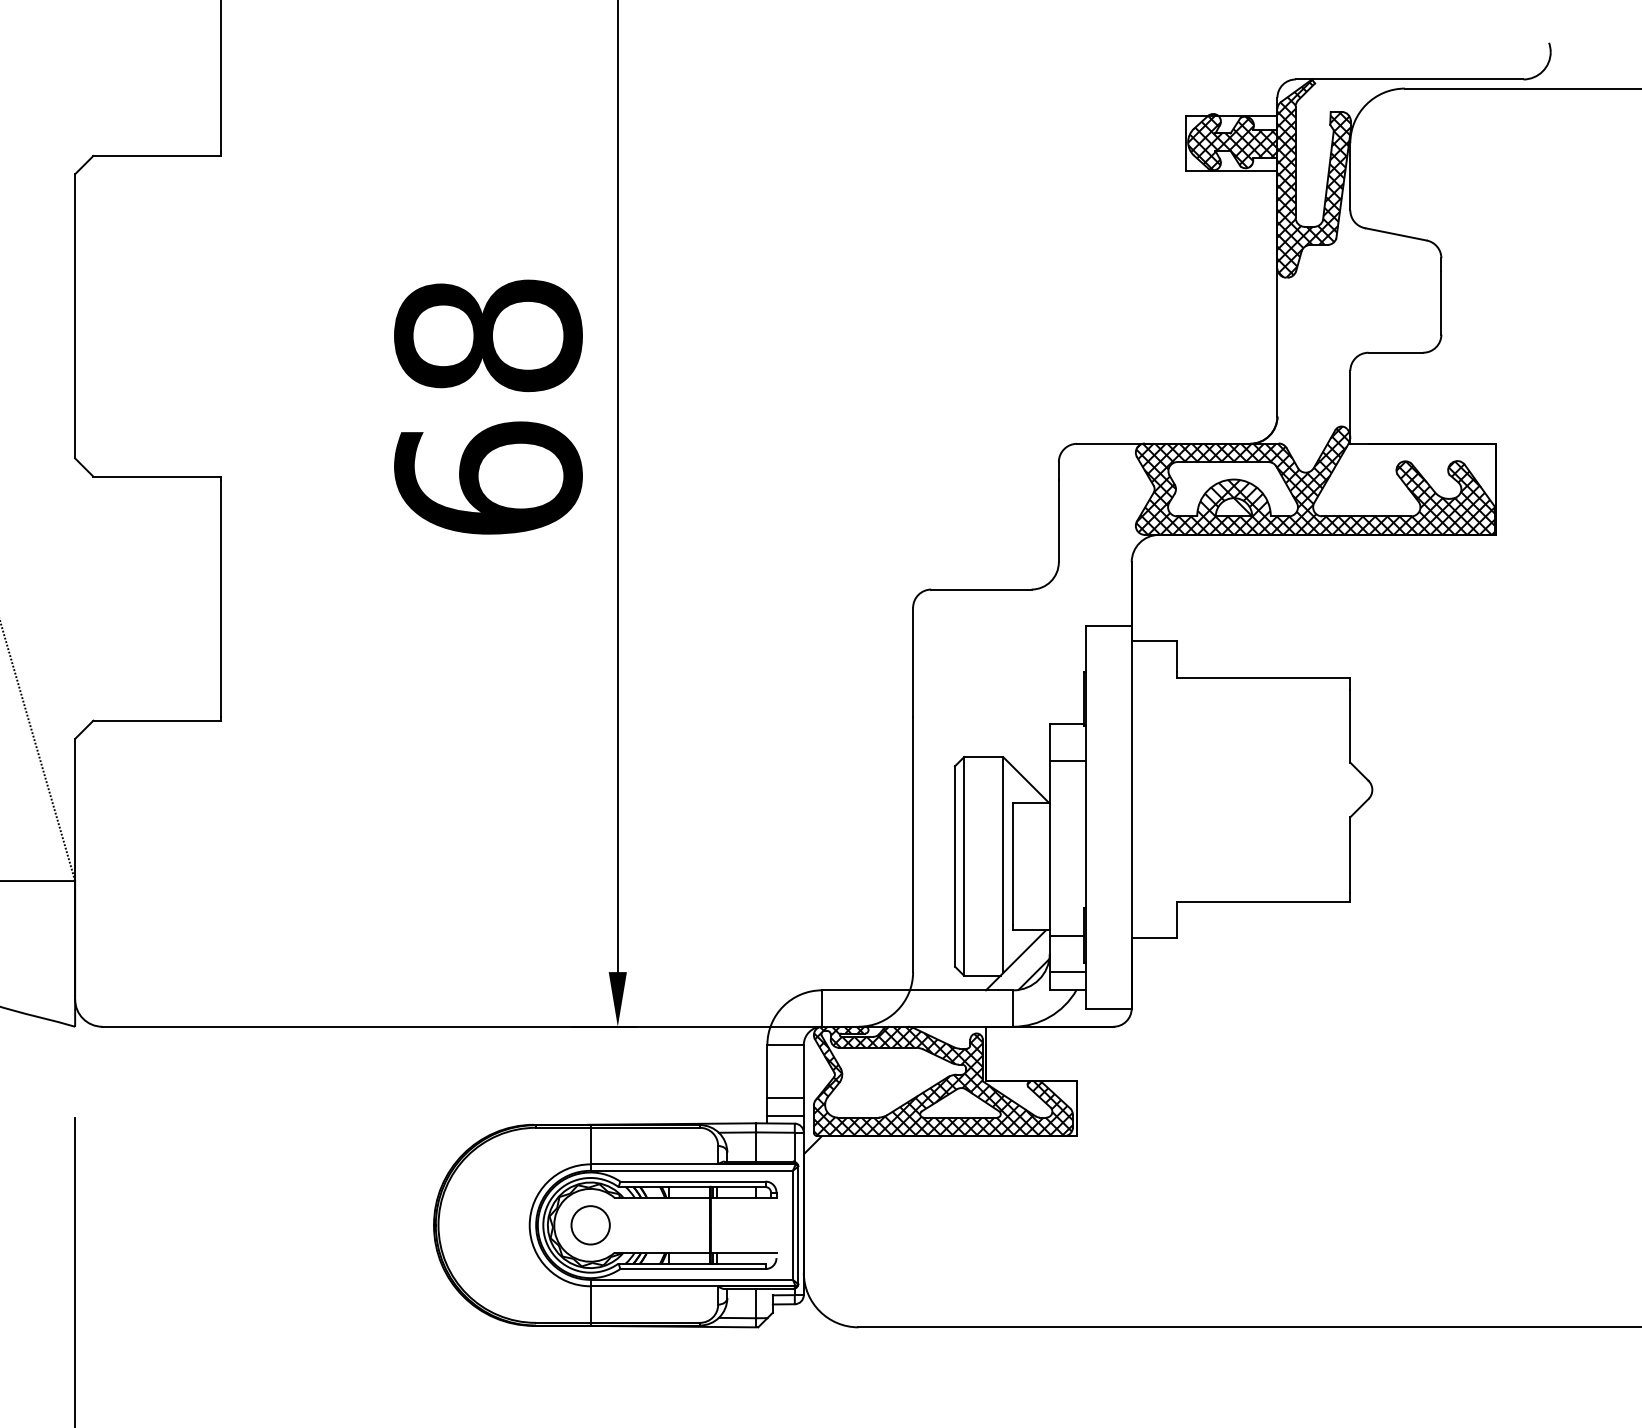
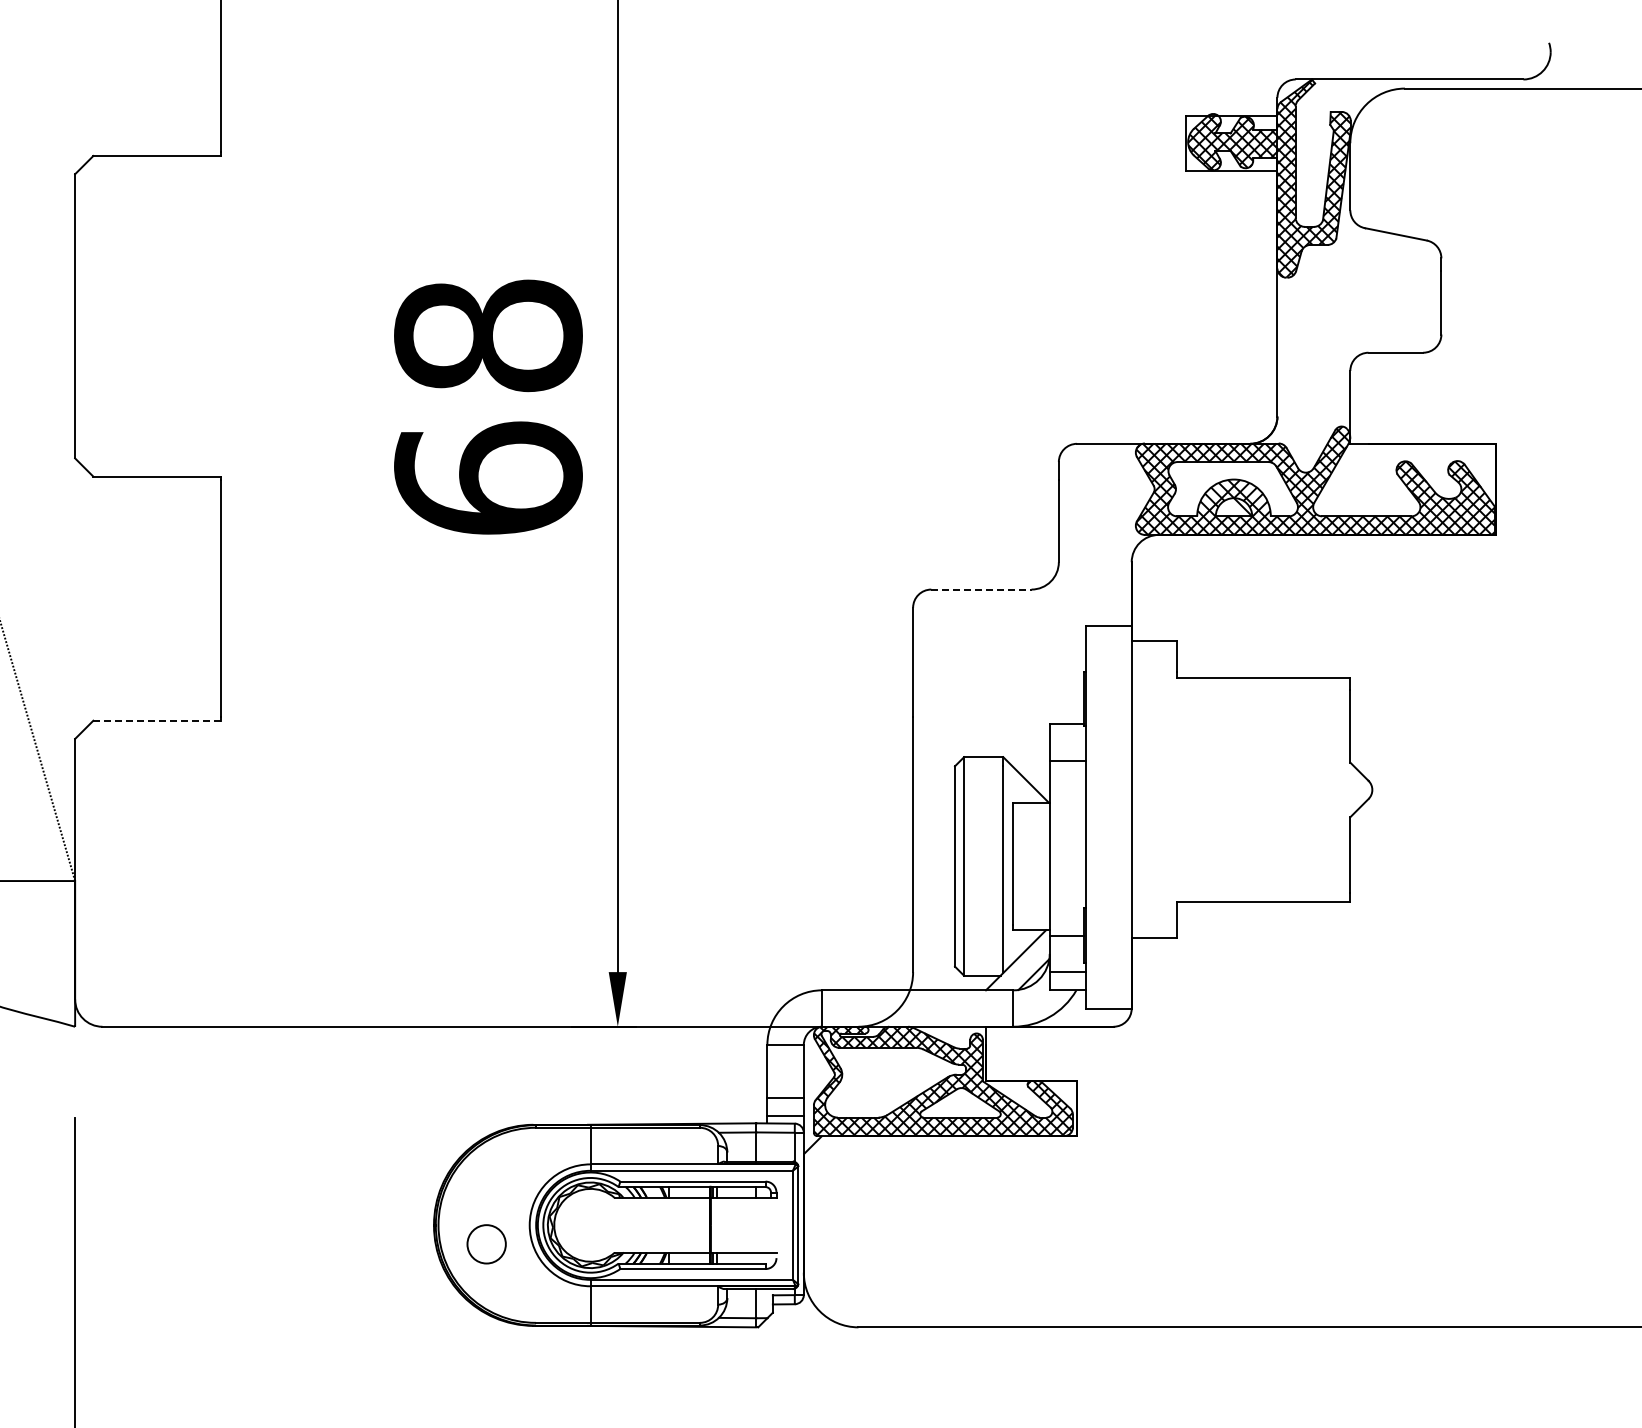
line: solid -> dashed (981, 589)
line: solid -> dashed (157, 720)
circle position: (590, 1225) -> (486, 1244) (486, 1244)
